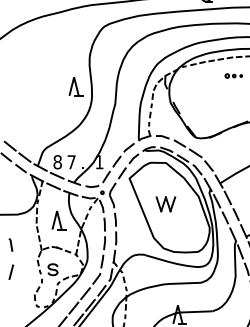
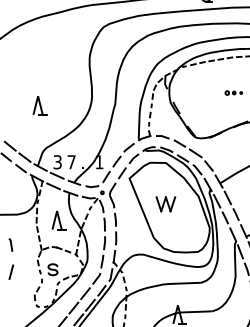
part position: (233, 75) -> (233, 92) (233, 92)
part position: (75, 86) -> (39, 105) (39, 105)
text: 8 -> 3 (57, 162)
